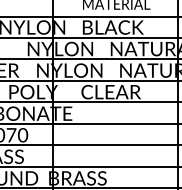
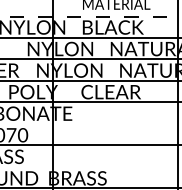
line: solid -> dashed (91, 16)
line: present -> none (90, 123)
line: present -> none (90, 166)
